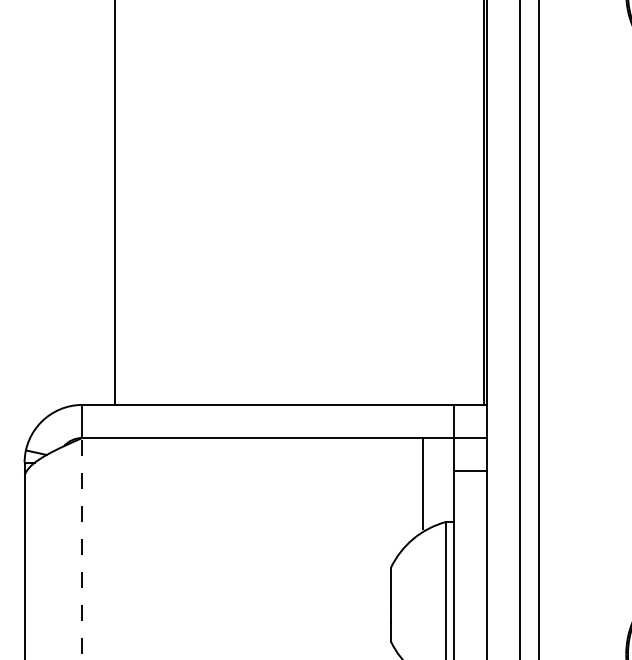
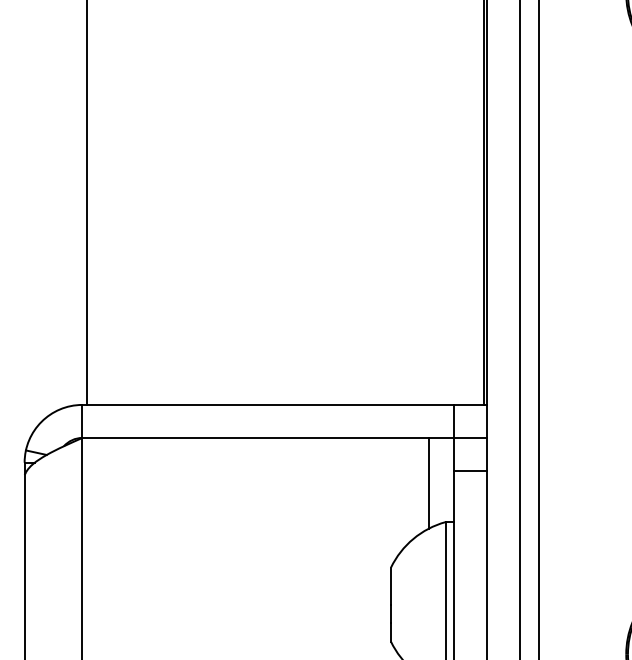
line position: (115, 203) -> (87, 203) (87, 203)
line position: (423, 482) -> (429, 482) (429, 482)
line: dashed -> solid (82, 548)
